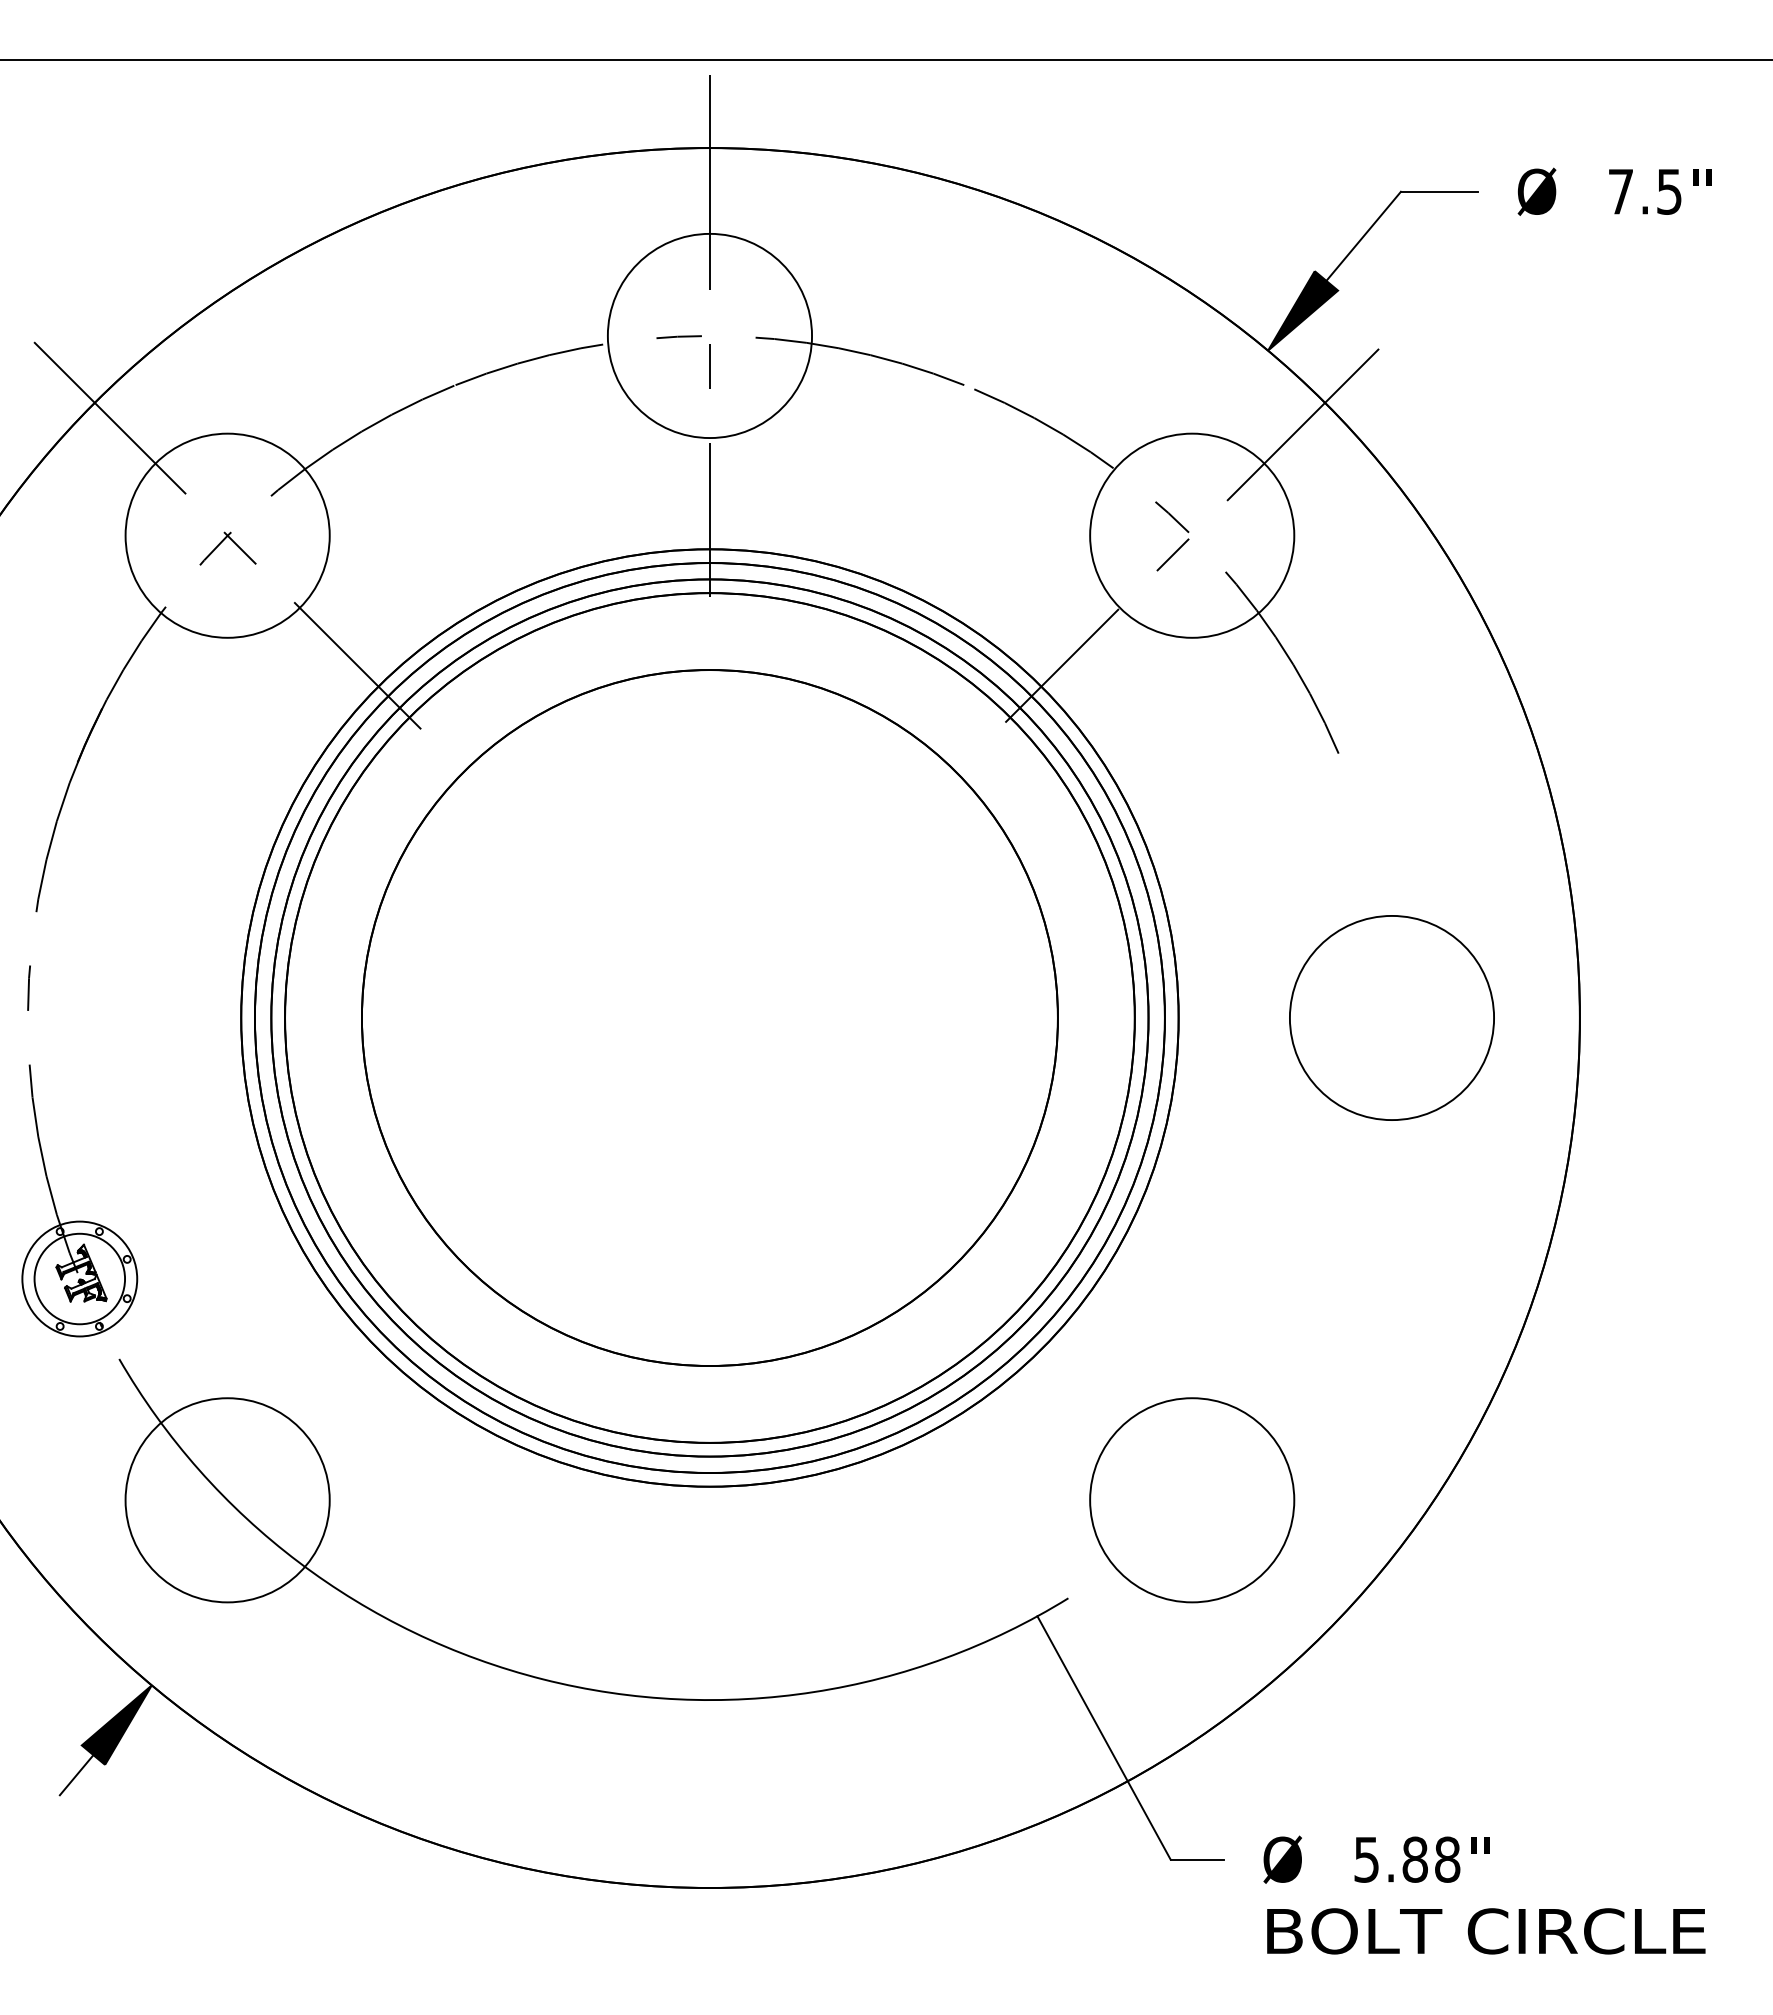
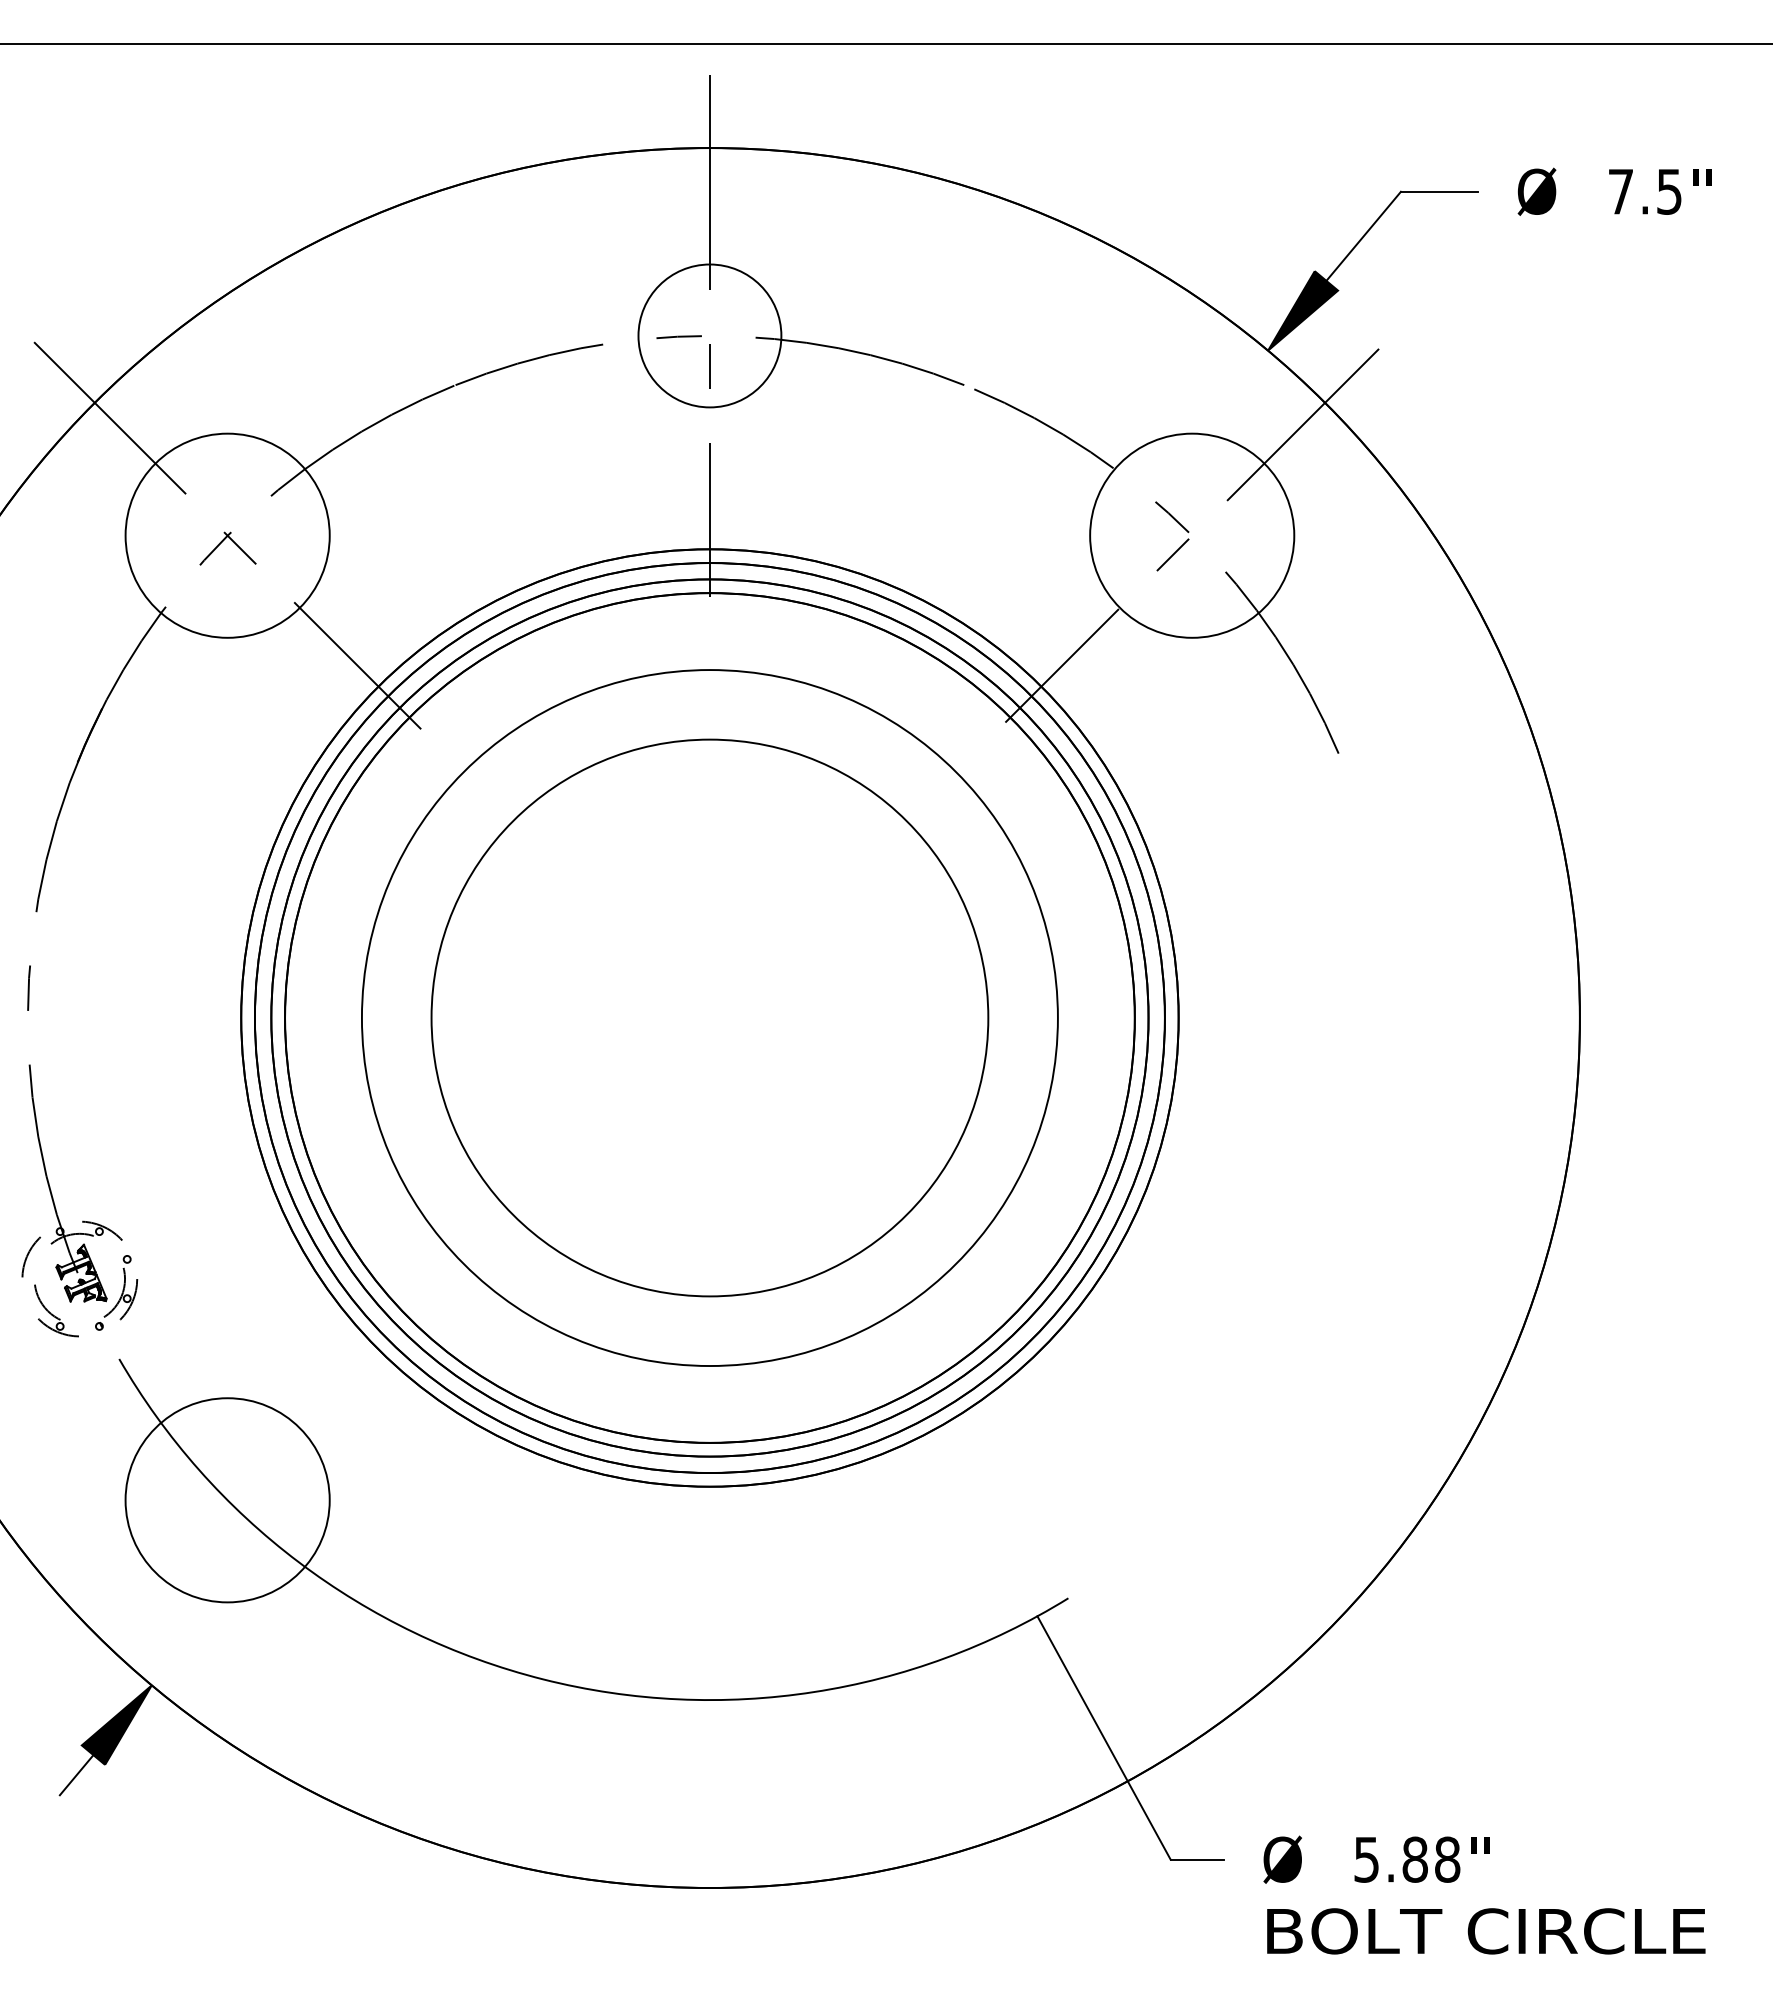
line position: (885, 60) -> (885, 44) (885, 44)
circle diameter: 204 px -> 143 px (709, 335)
circle: present -> none (1391, 1017)
circle diameter: 696 px -> 557 px (709, 1017)
circle: solid -> dashed (79, 1278)
circle: solid -> dashed (79, 1278)
circle: present -> none (1192, 1500)
